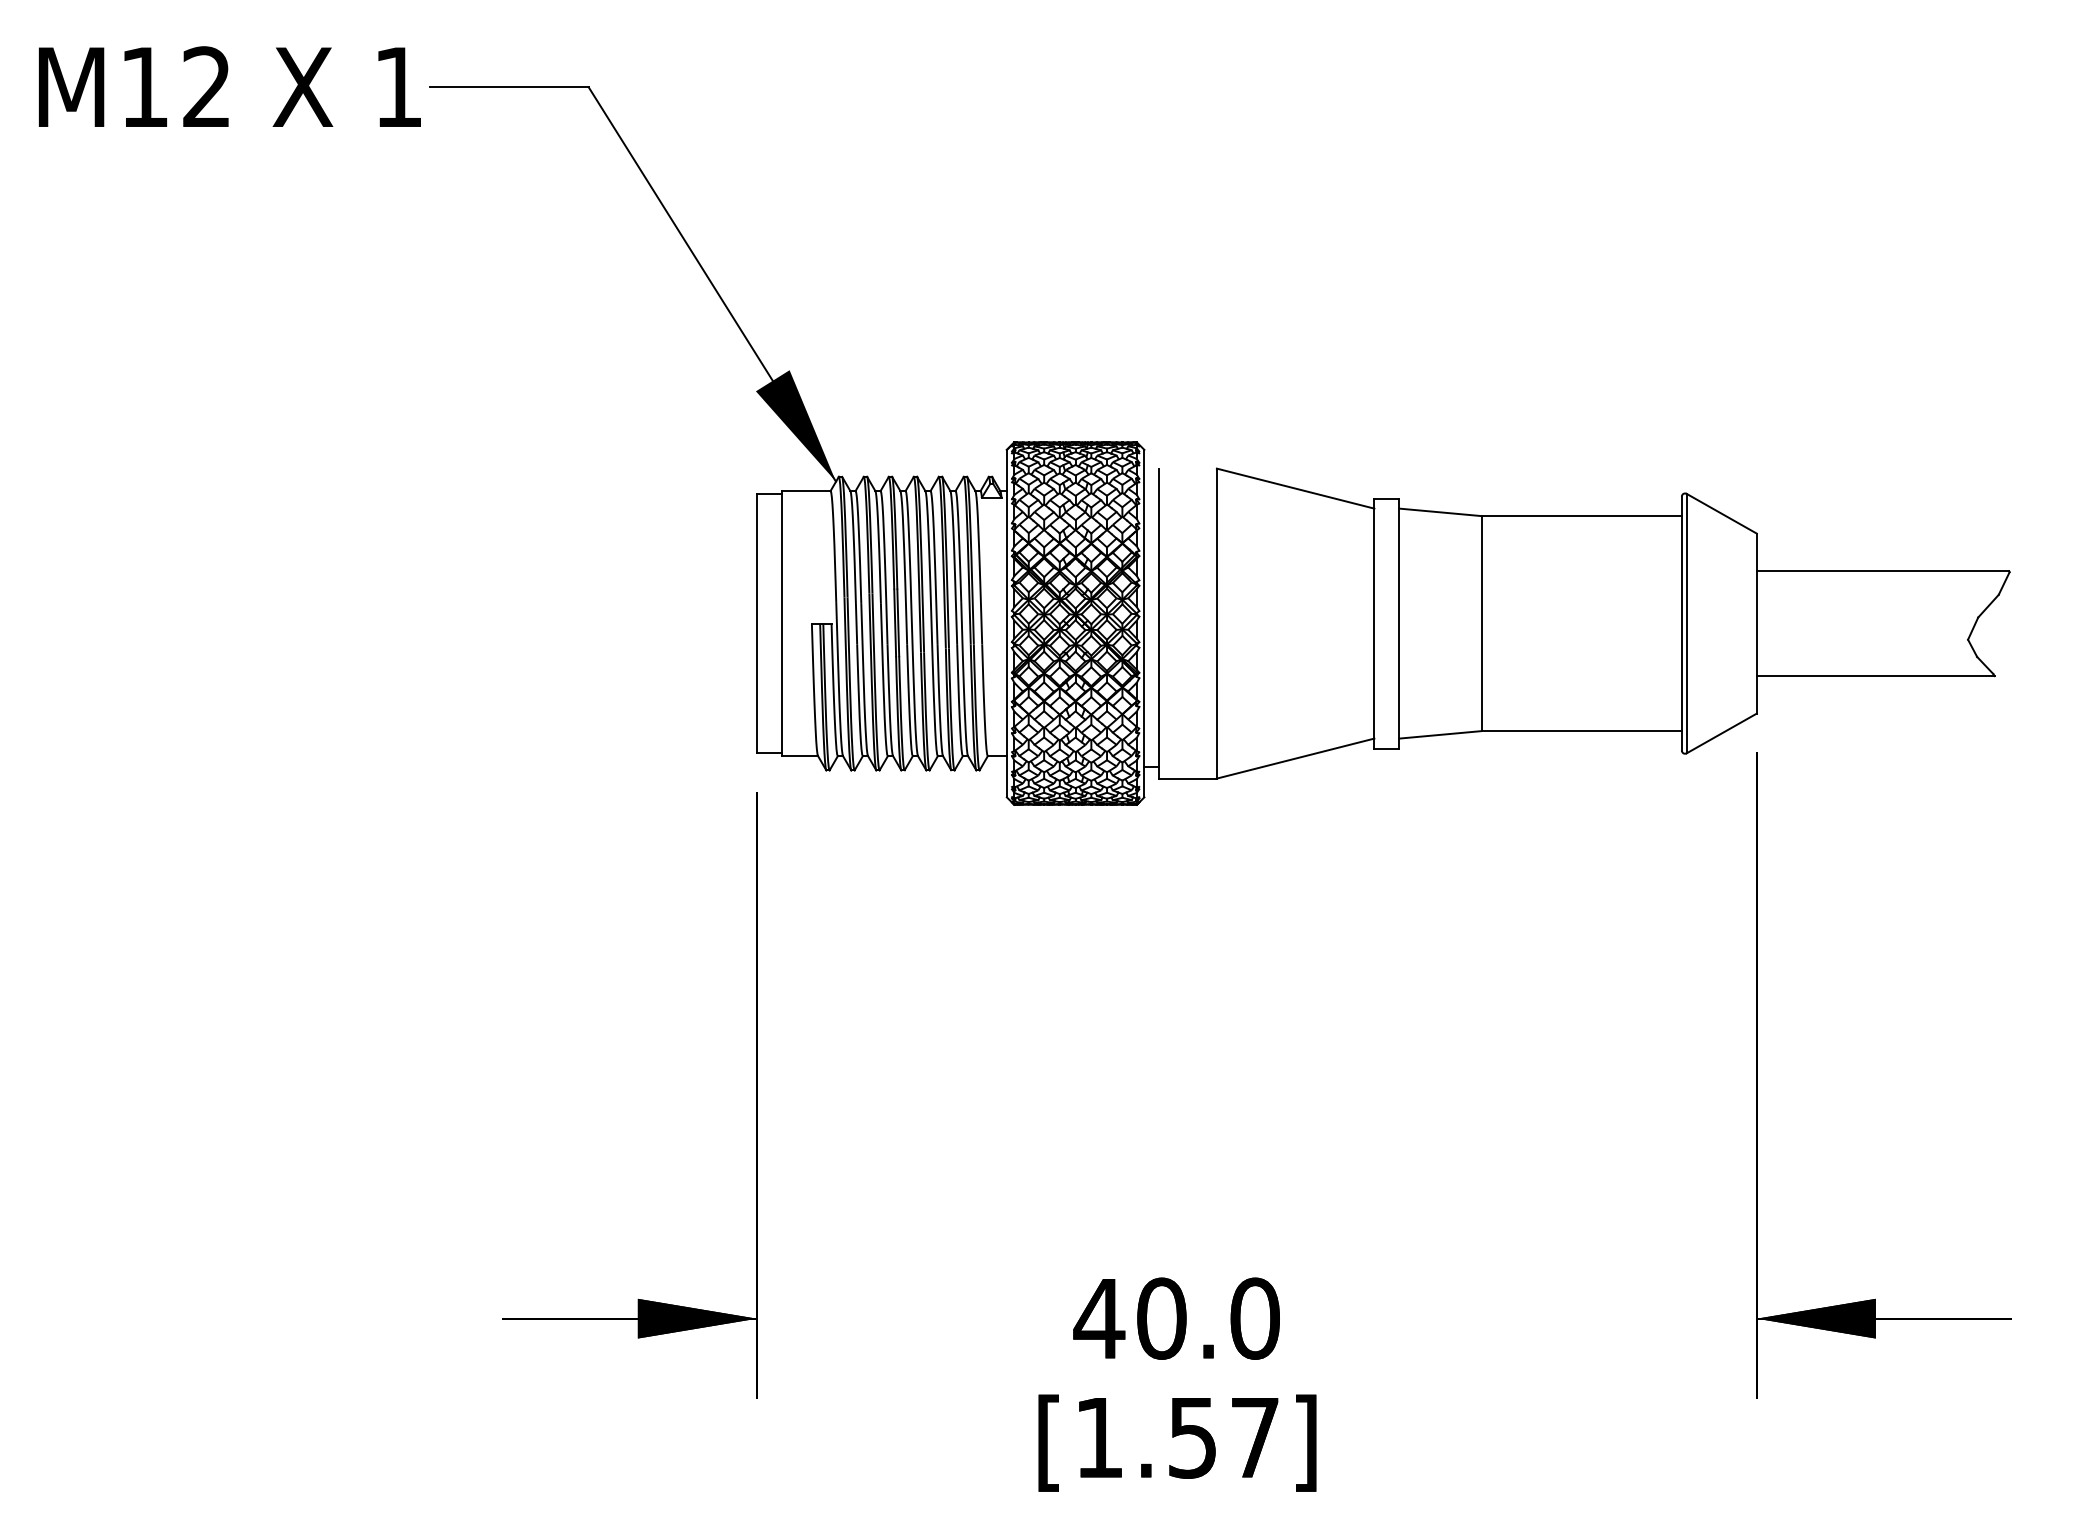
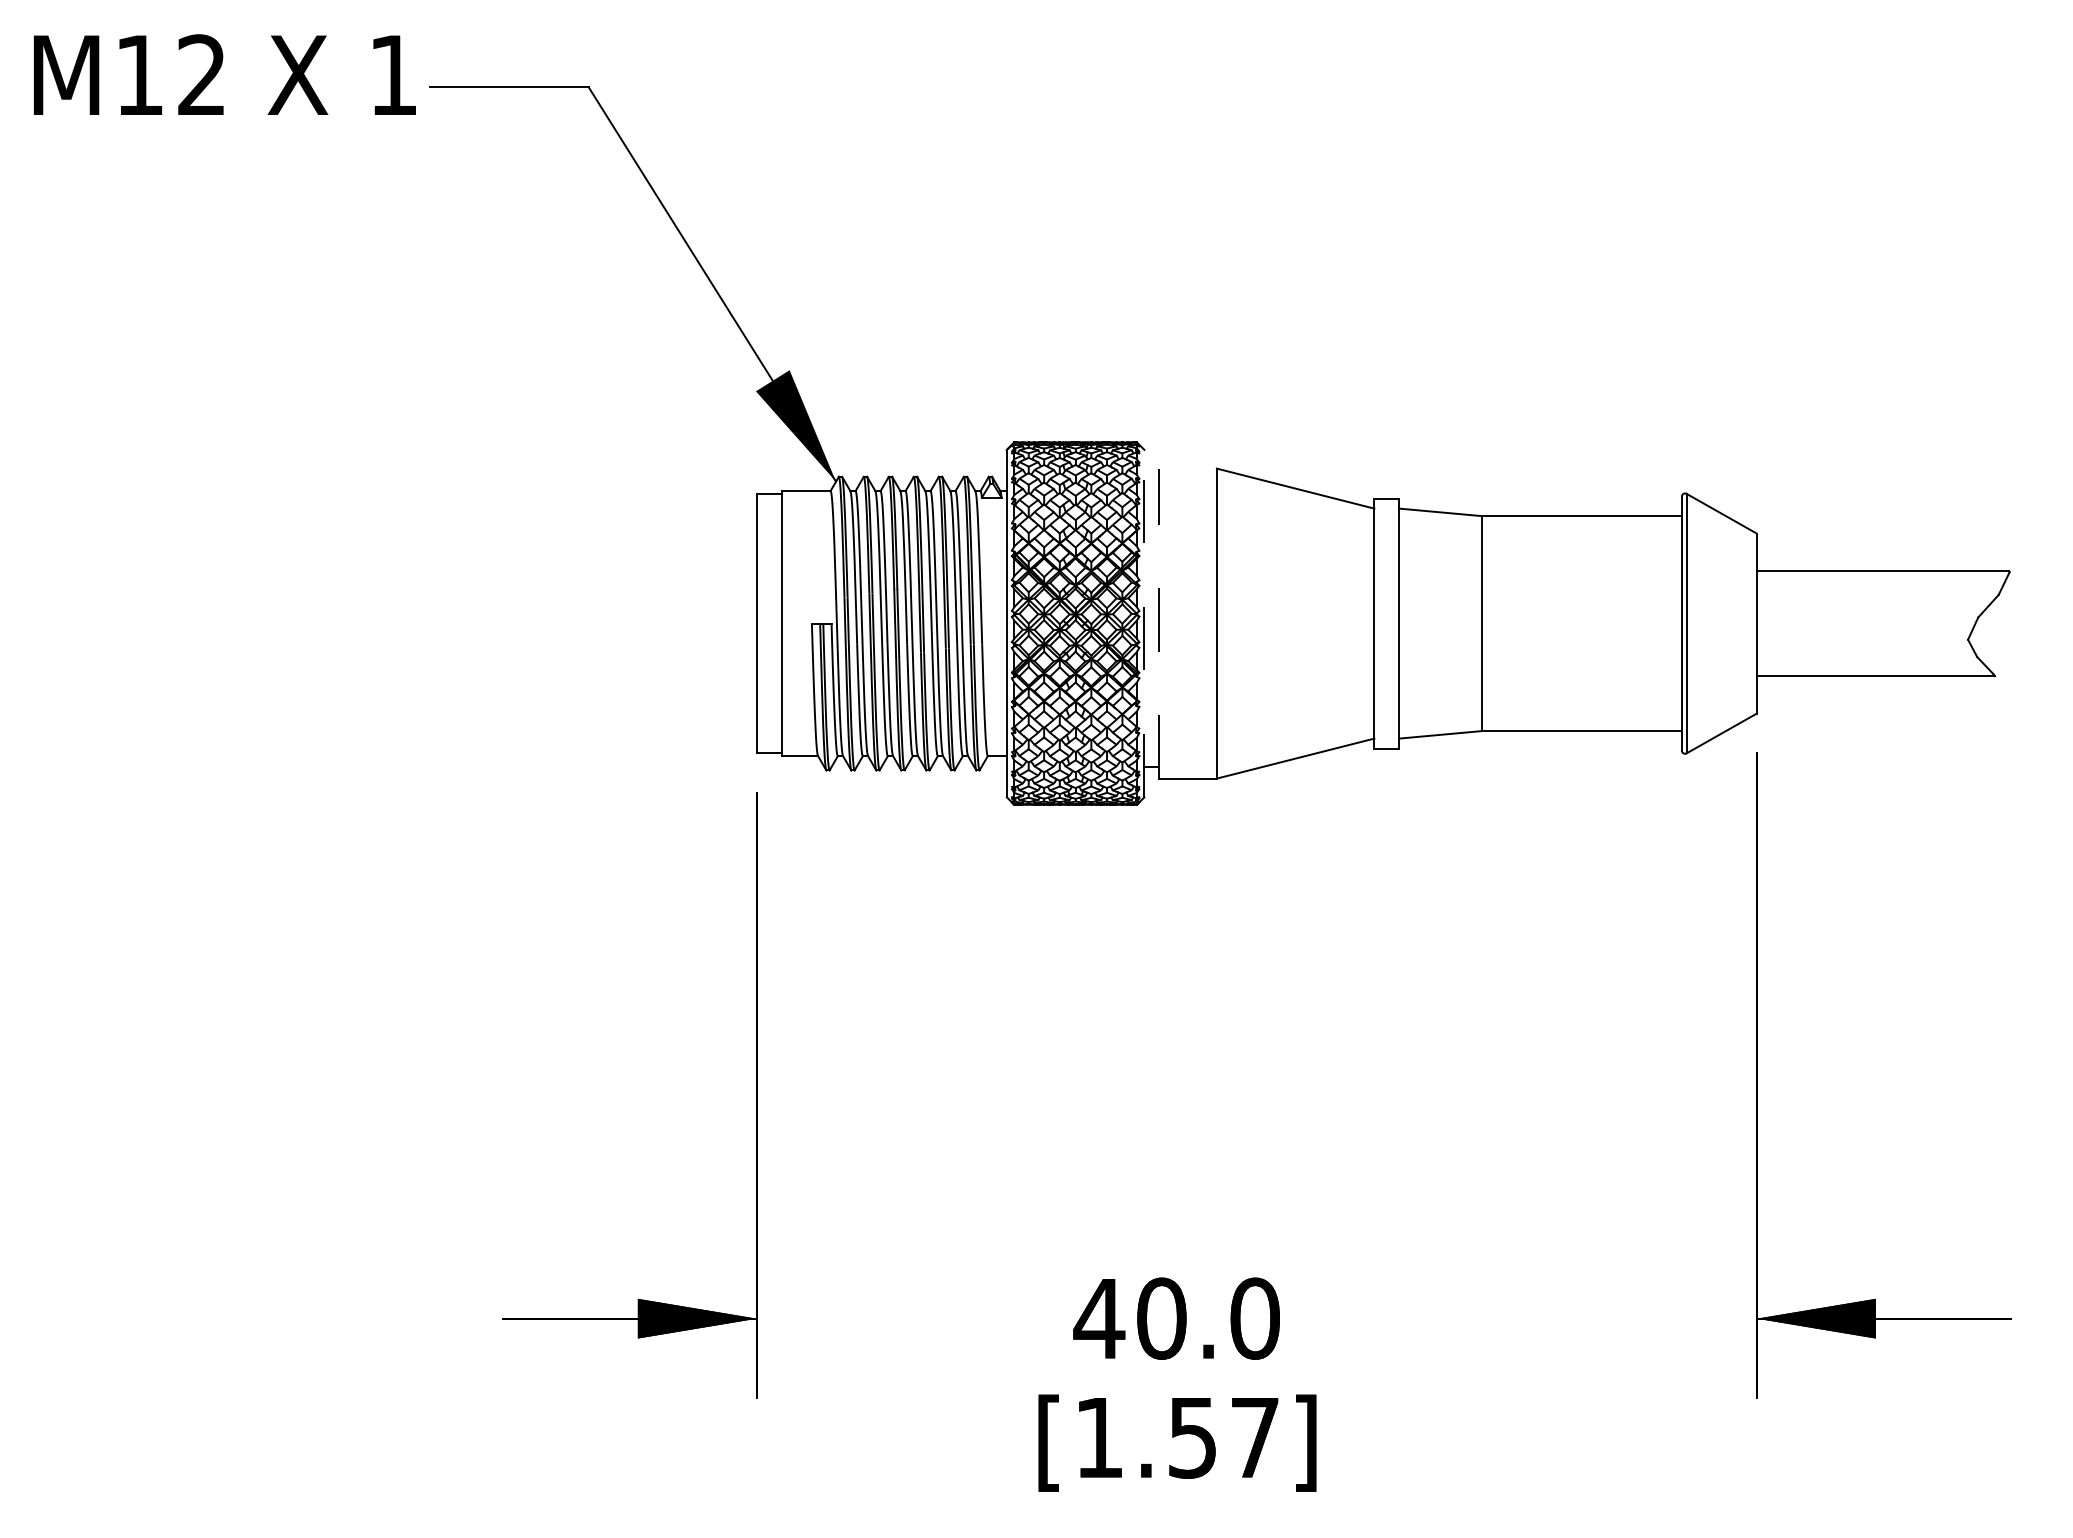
text position: (229, 86) -> (224, 74) (224, 74)
line: solid -> dashed (1144, 623)
line: solid -> dashed (1159, 623)
